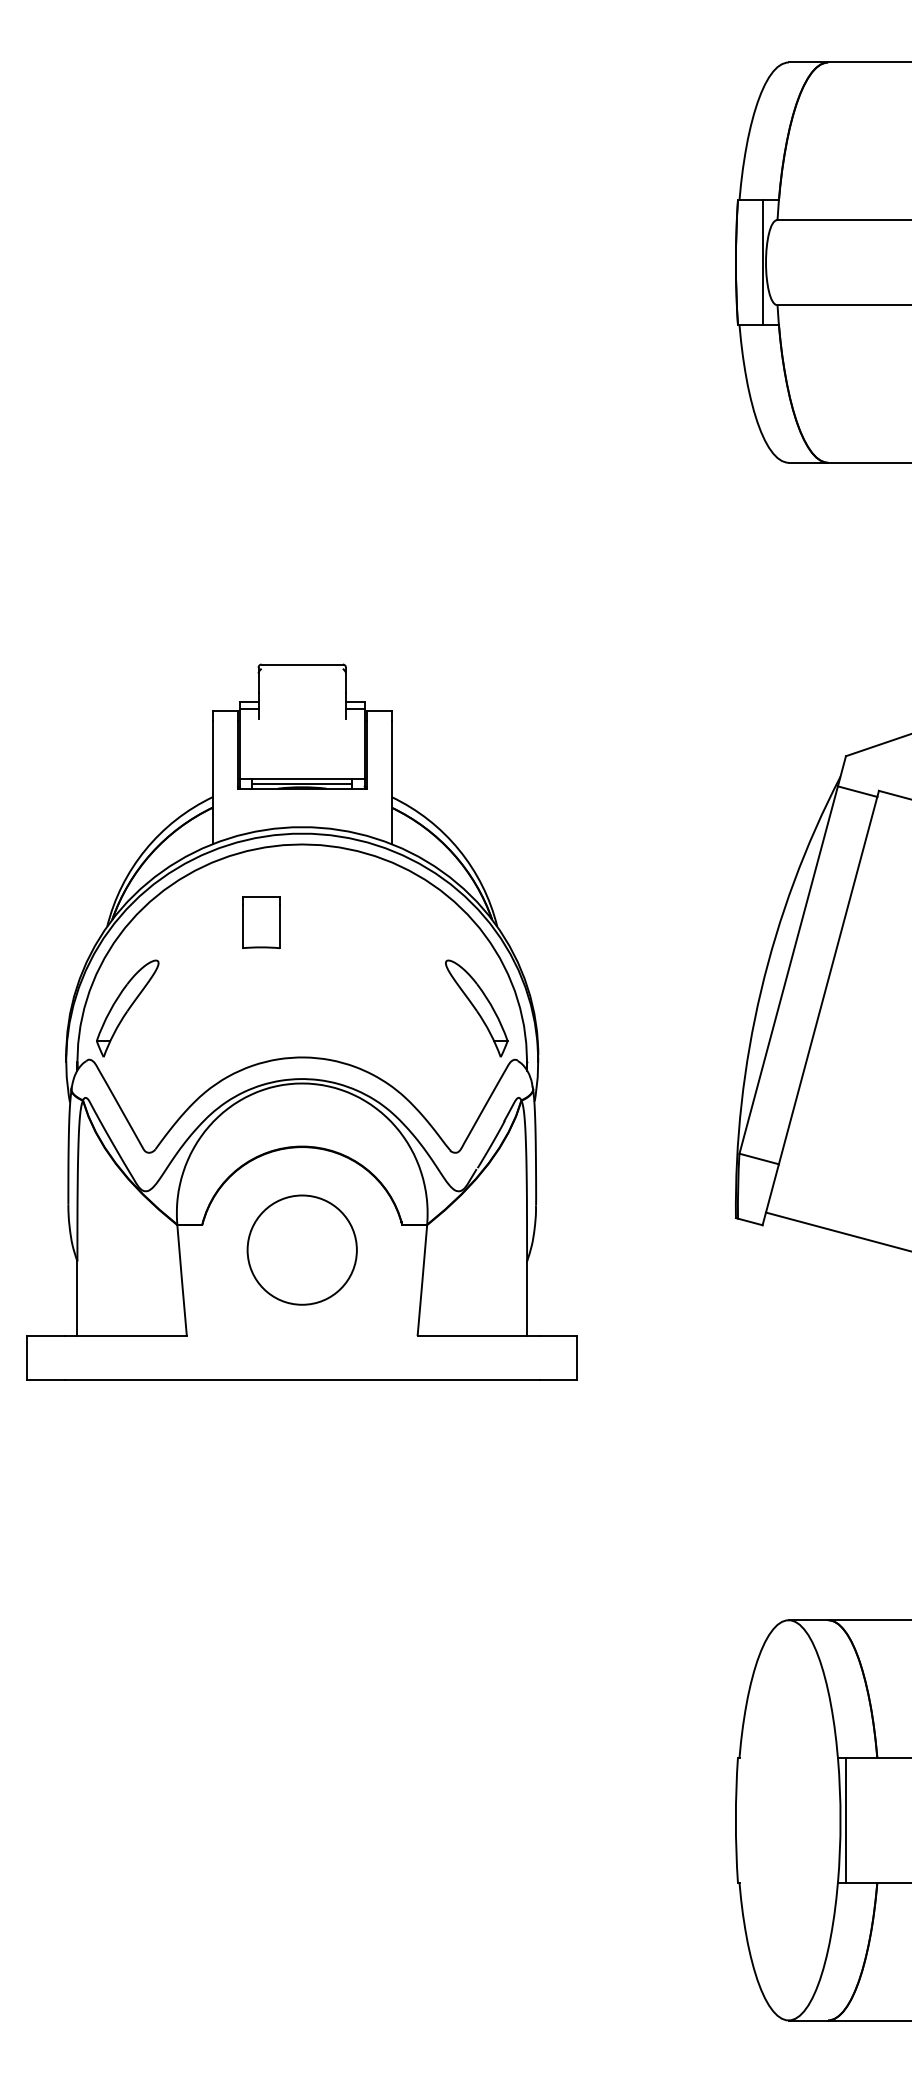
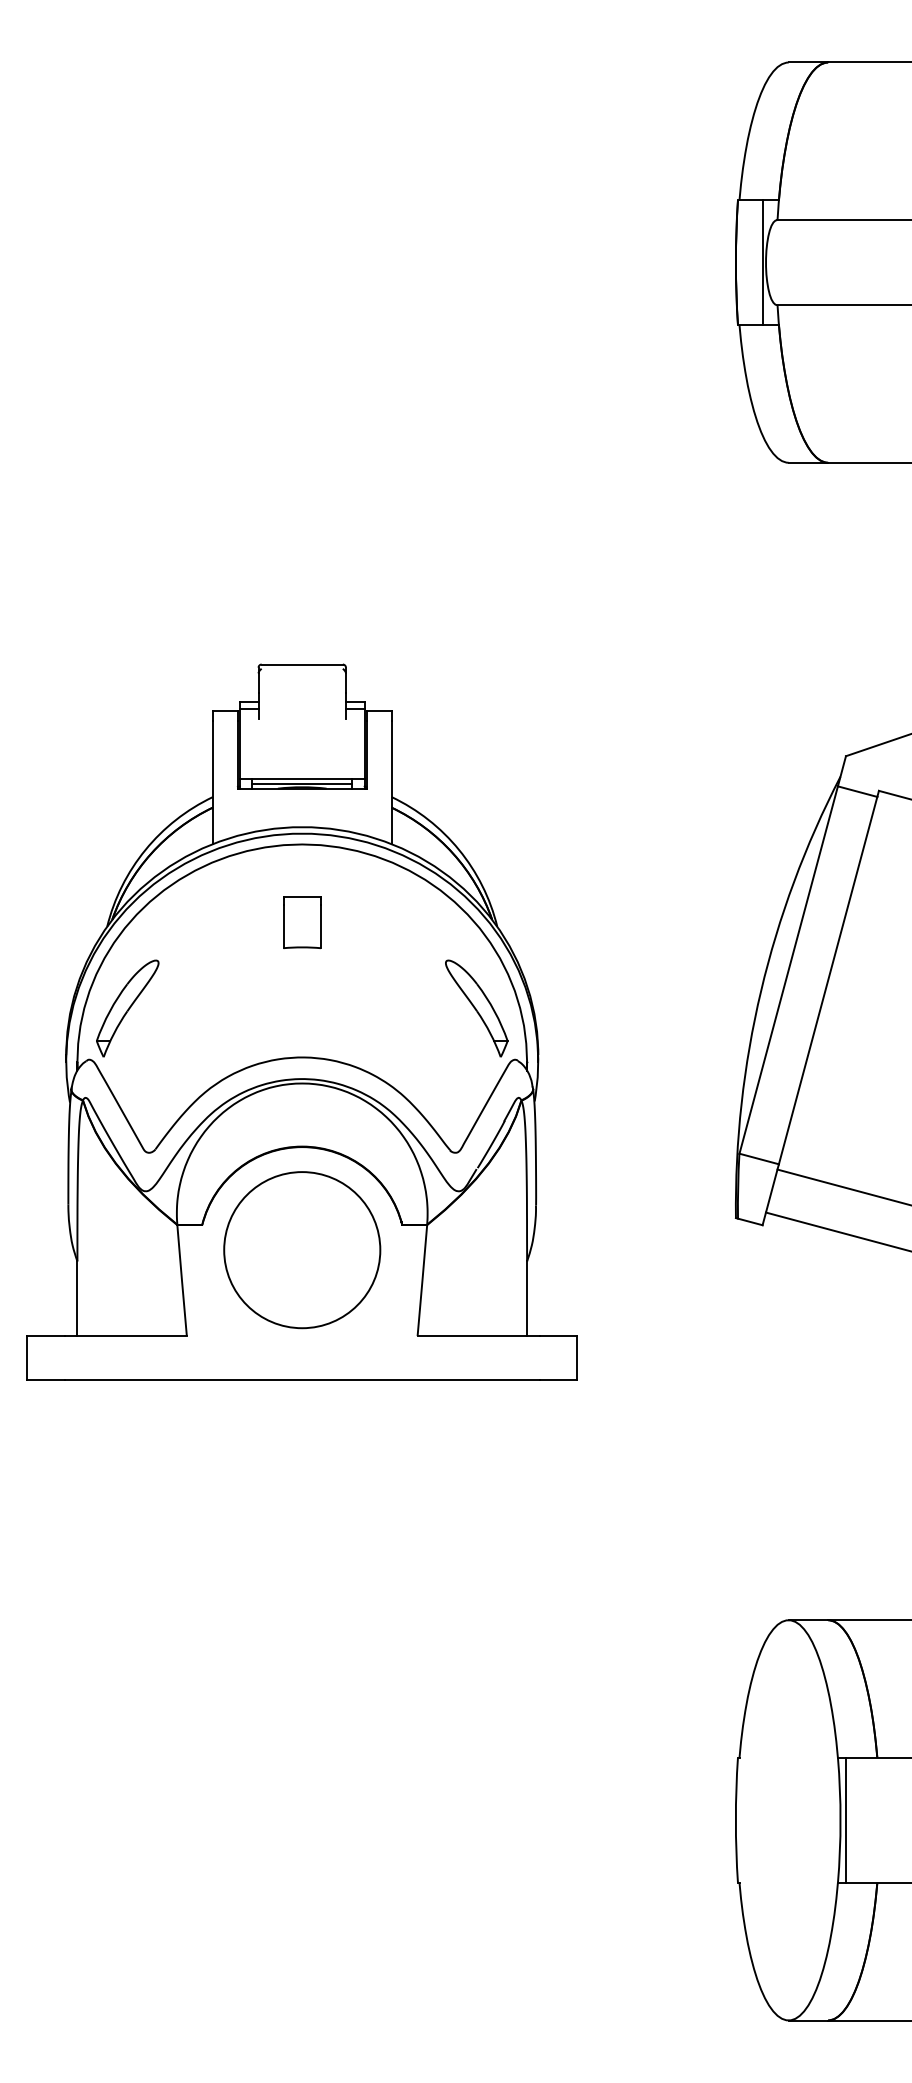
part position: (261, 922) -> (302, 922) (302, 922)
line: none -> present (842, 1186)
circle diameter: 109 px -> 156 px (302, 1250)
